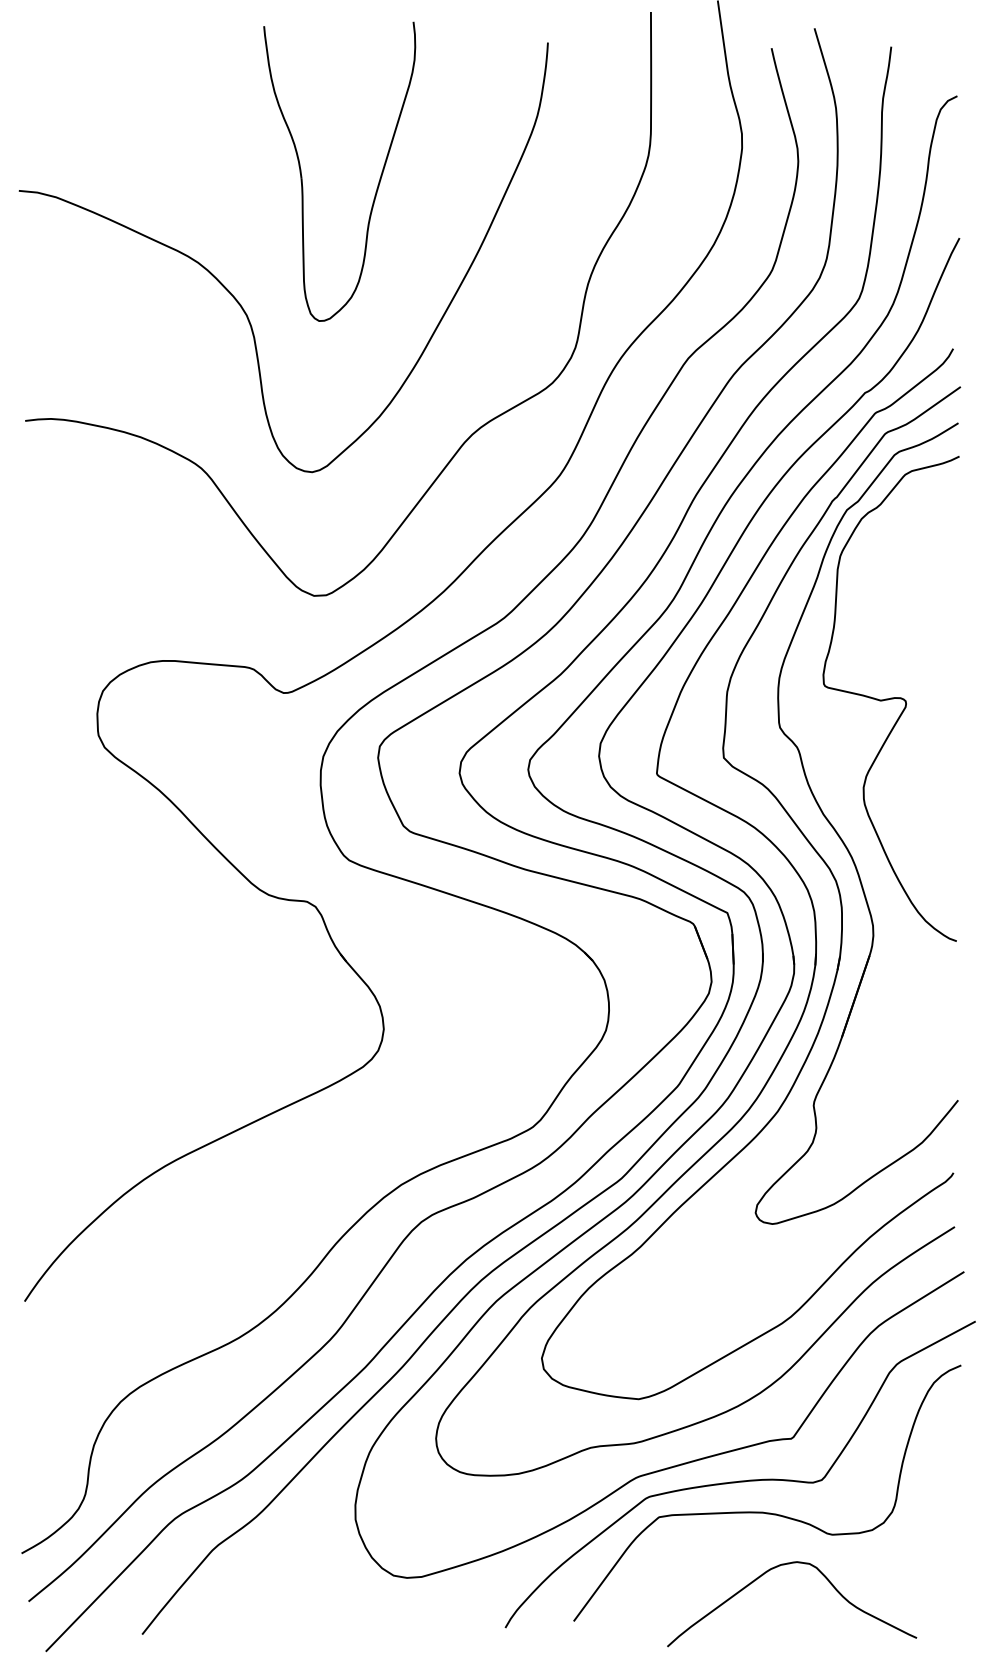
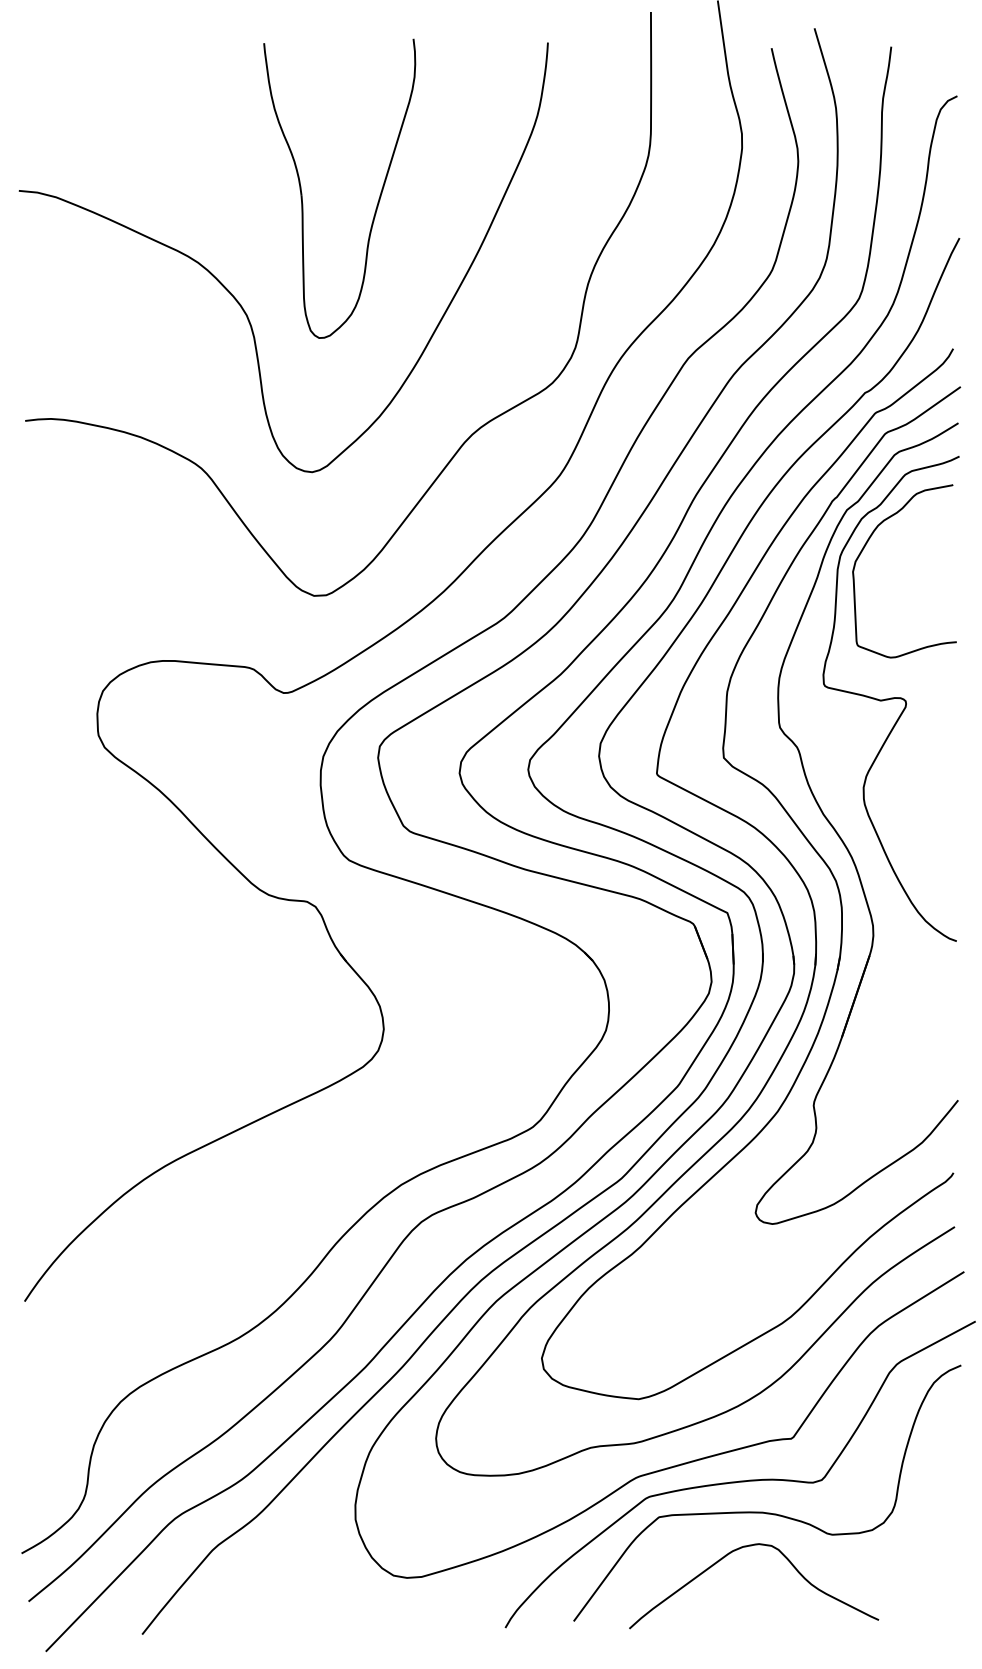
part position: (302, 176) -> (302, 193) (302, 193)
curve: none -> present (866, 545)
curve position: (784, 1565) -> (746, 1547) (746, 1547)
